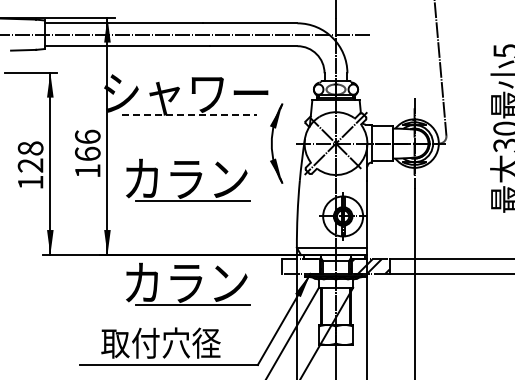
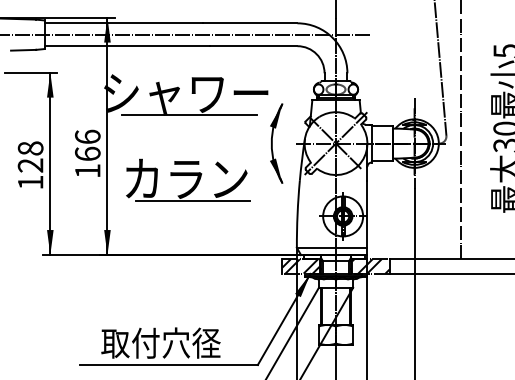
line: dashed -> solid (189, 115)
line: none -> present (460, 130)
hatch: none -> present (300, 266)
part: present -> none (188, 283)
